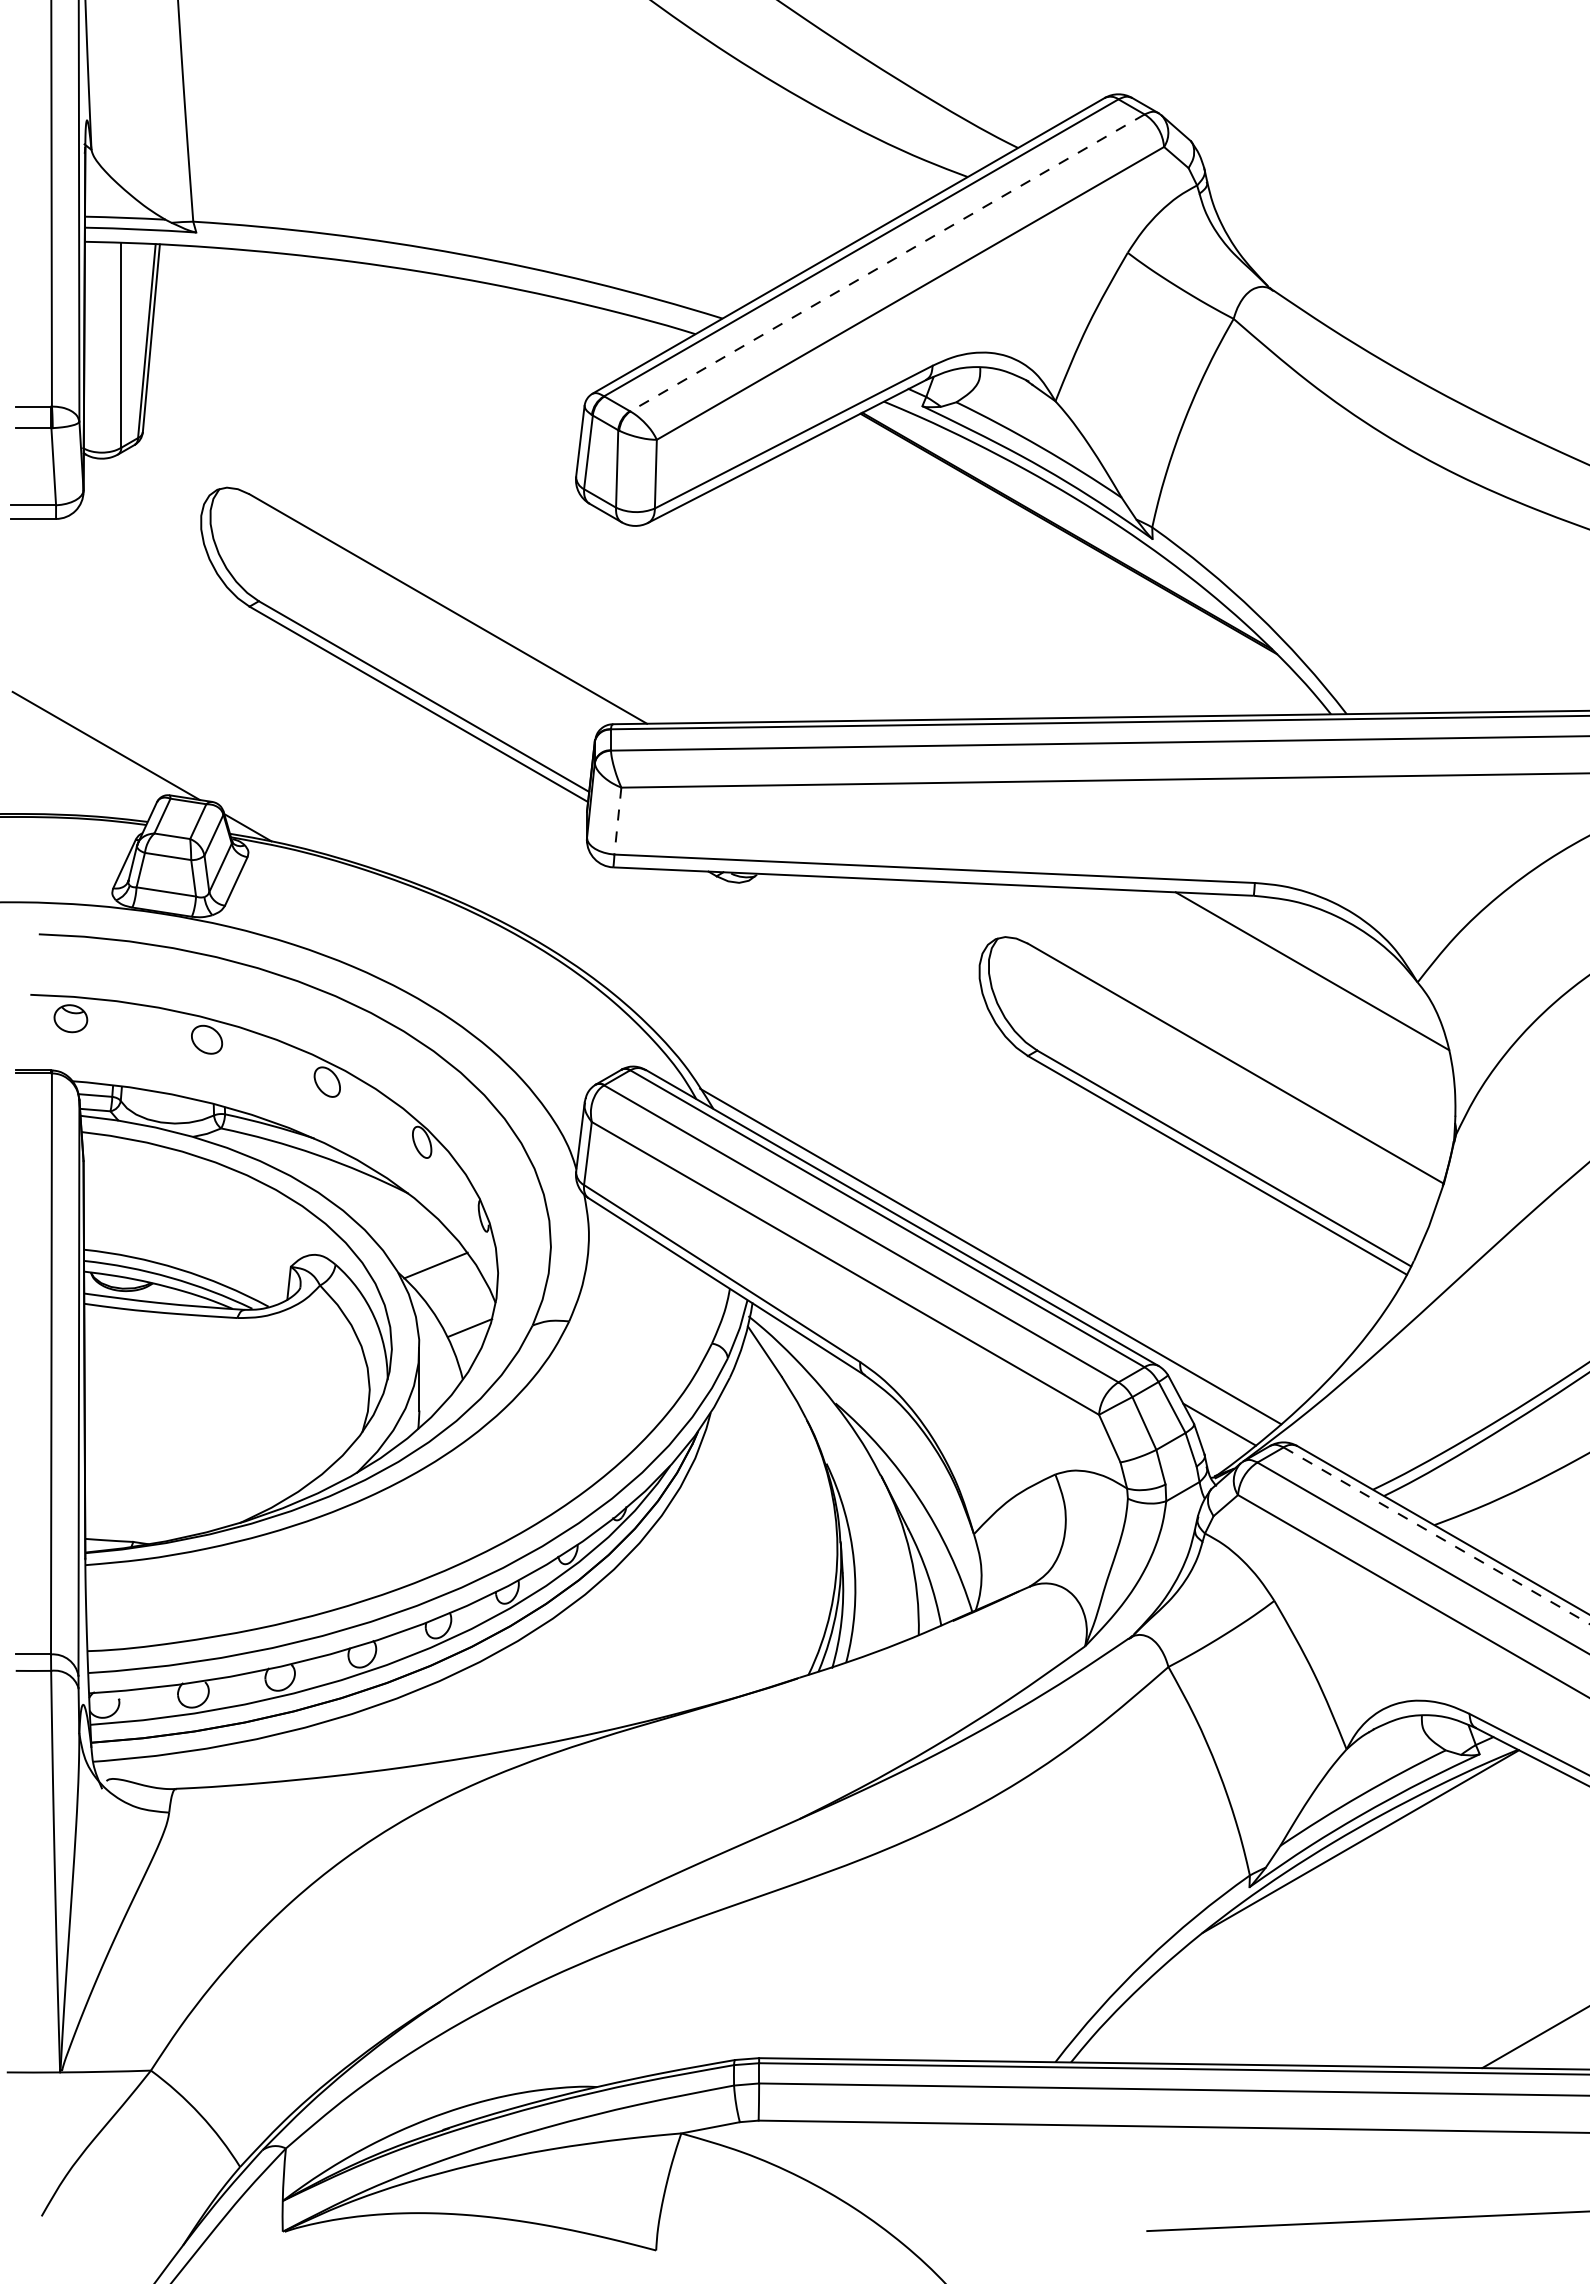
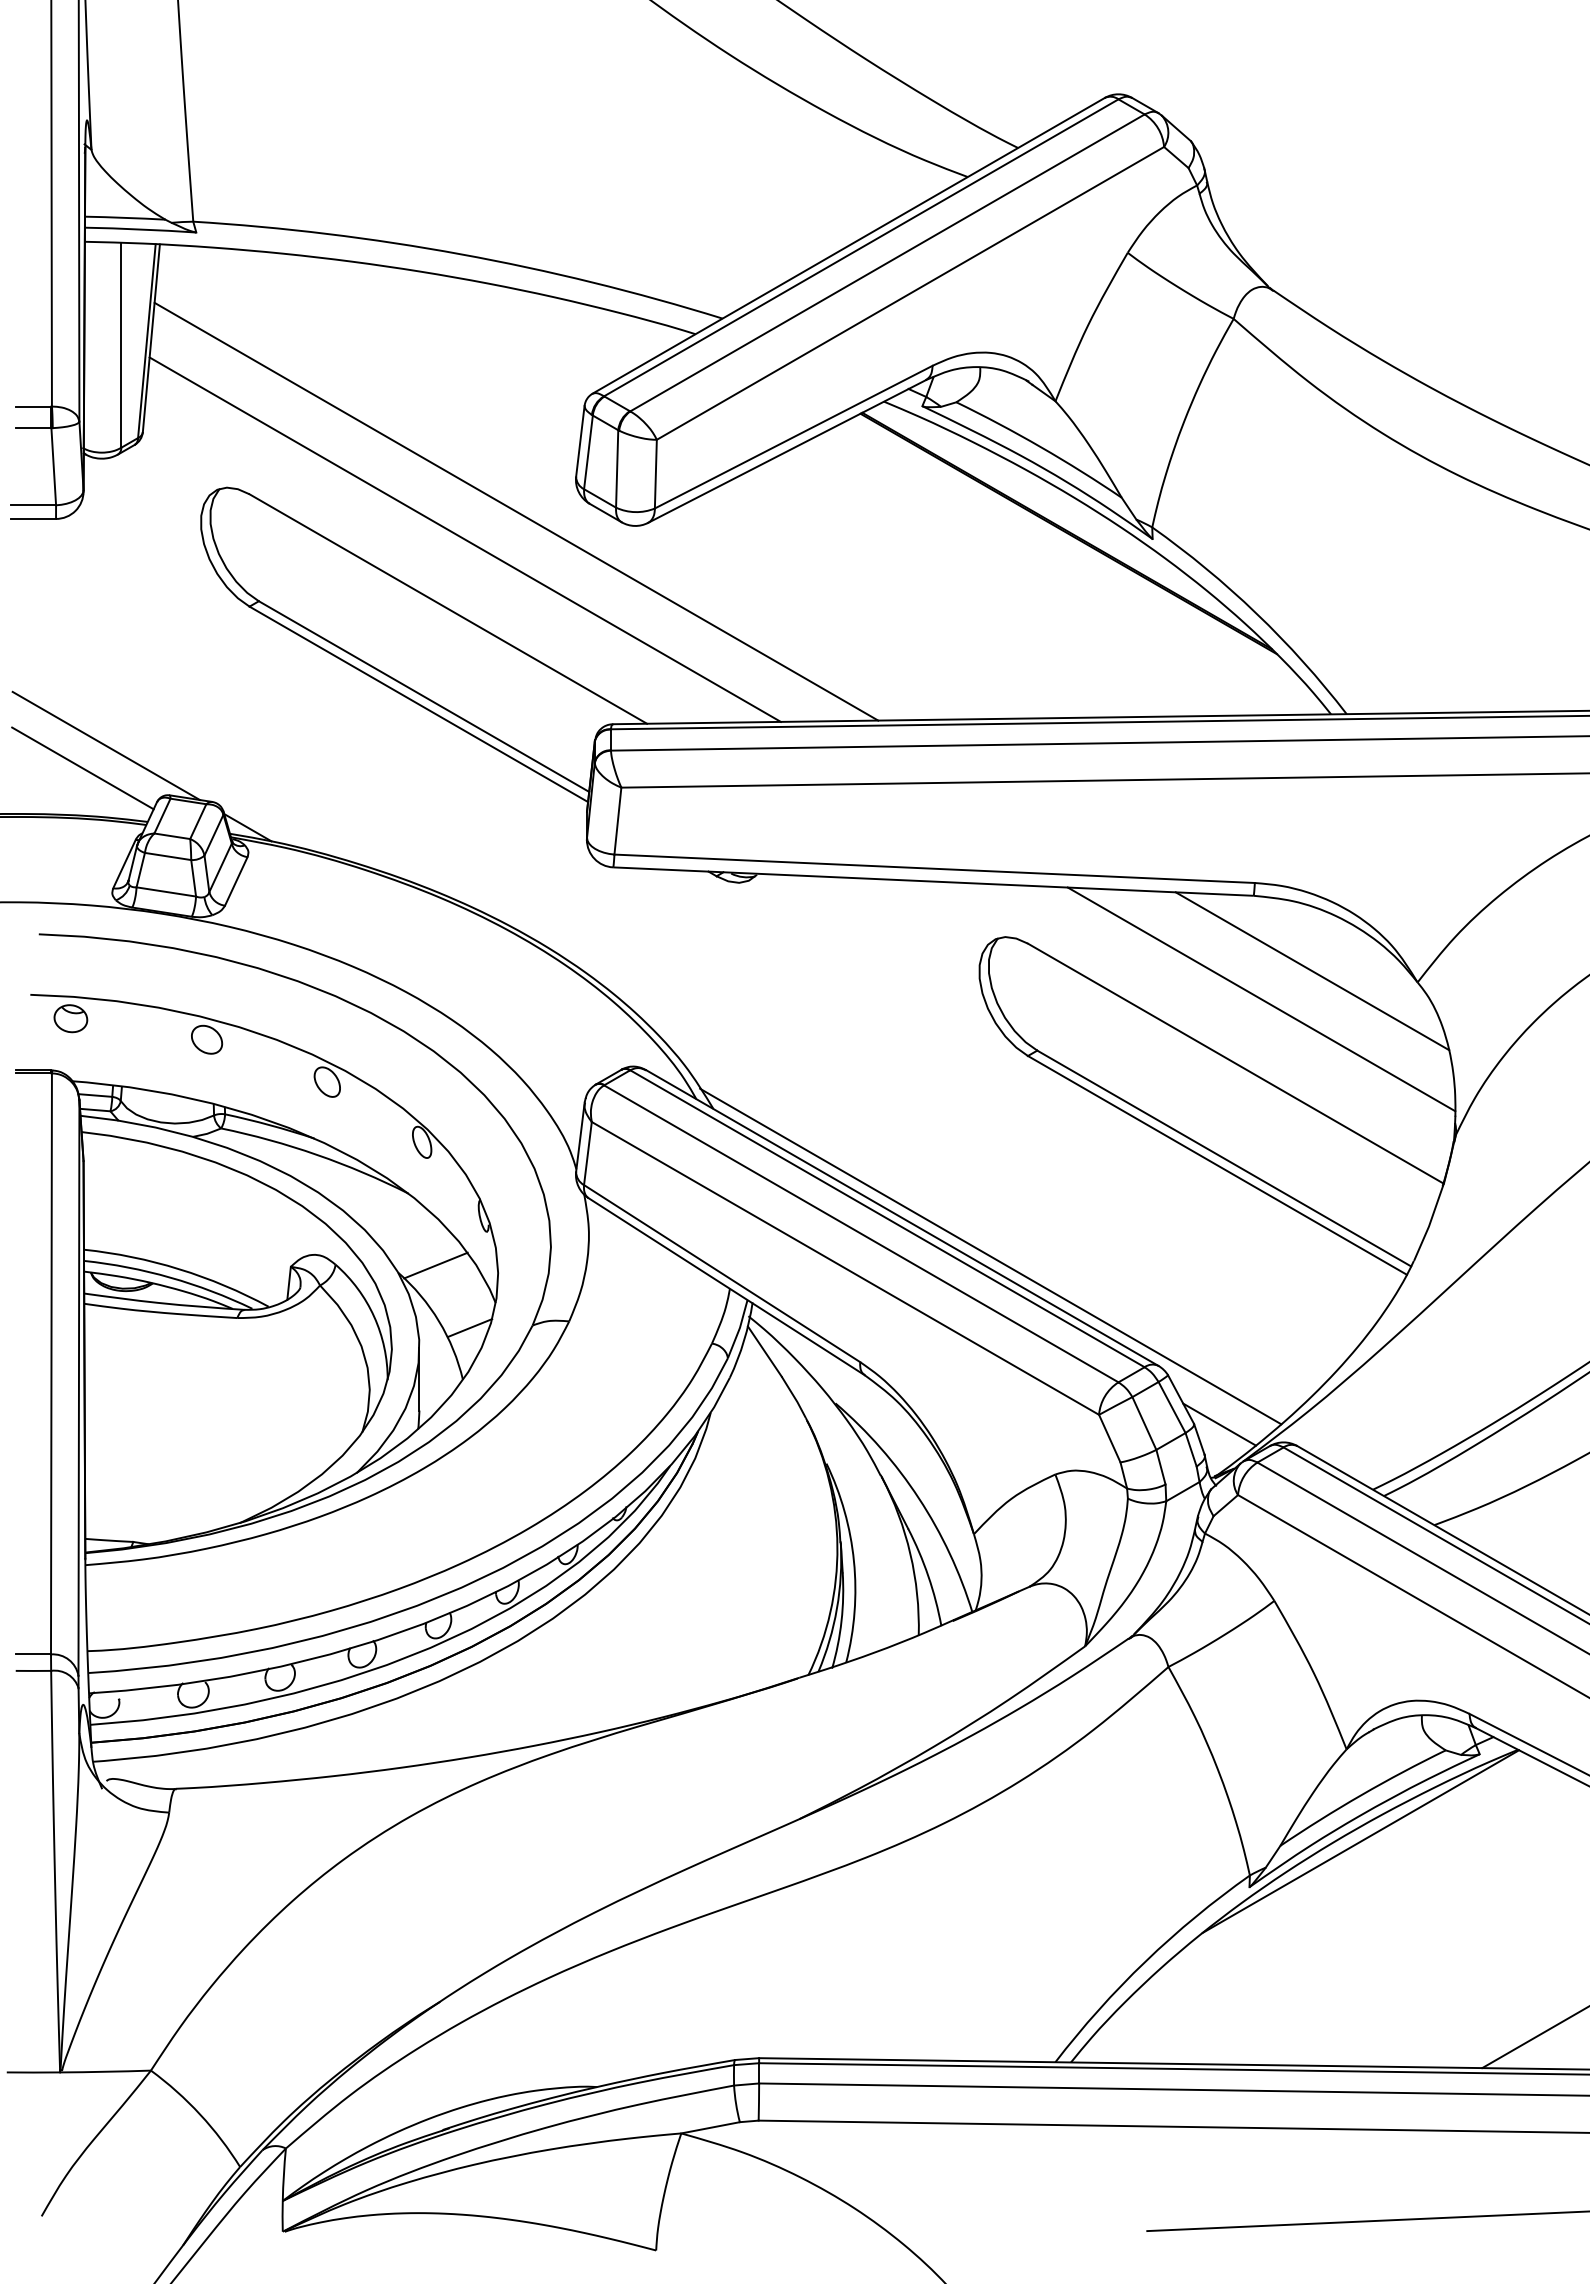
line: dashed -> solid (887, 262)
line: none -> present (516, 511)
line: none -> present (464, 539)
line: none -> present (82, 768)
line: dashed -> solid (617, 821)
line: none -> present (1261, 999)
line: dashed -> solid (1436, 1535)
